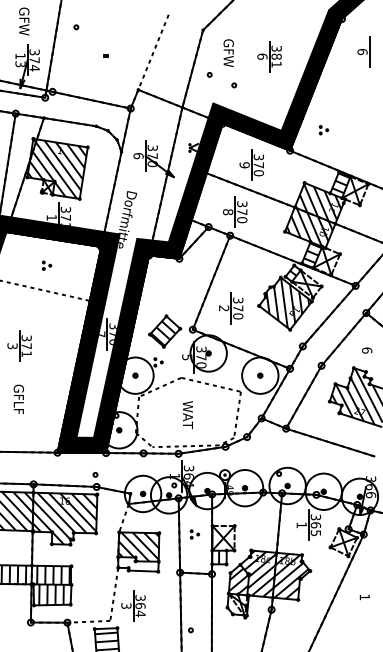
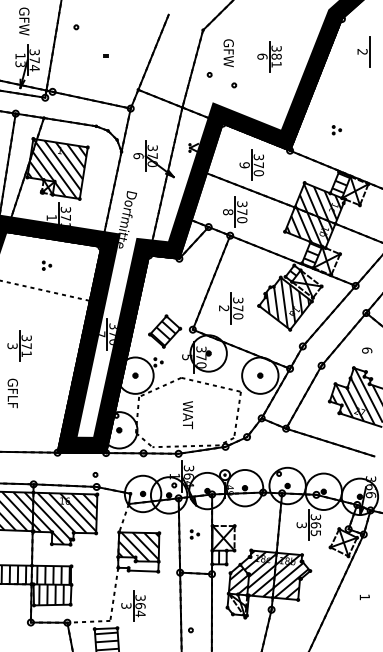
line: none -> present (153, 51)
text: 6 -> 2 (362, 52)
part position: (323, 130) -> (336, 130) (336, 130)
text position: (18, 399) -> (12, 393) (12, 393)
text: 1 -> 3 (301, 525)
